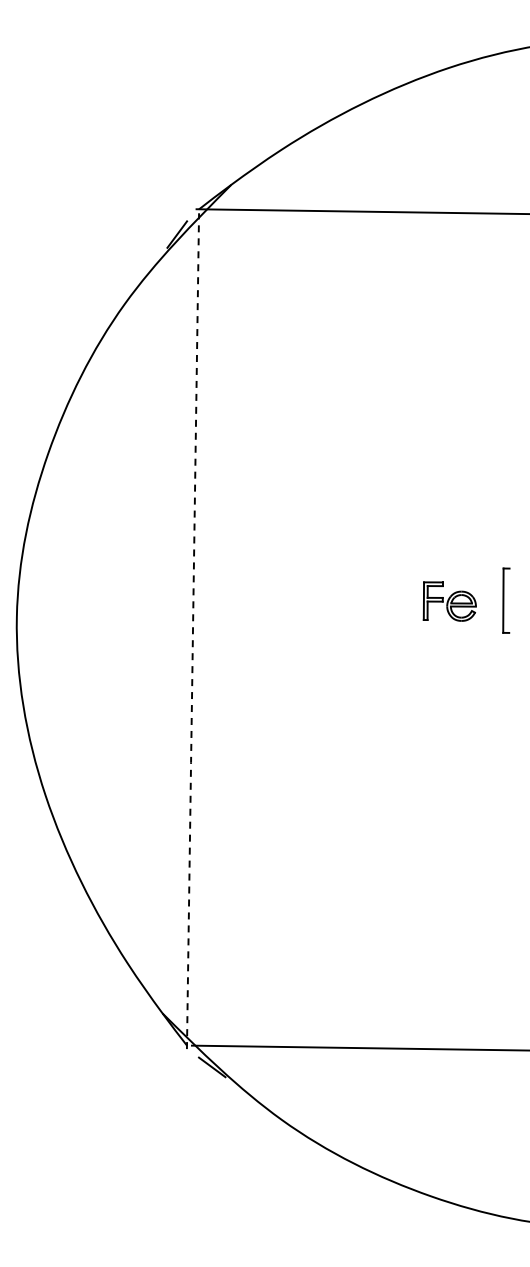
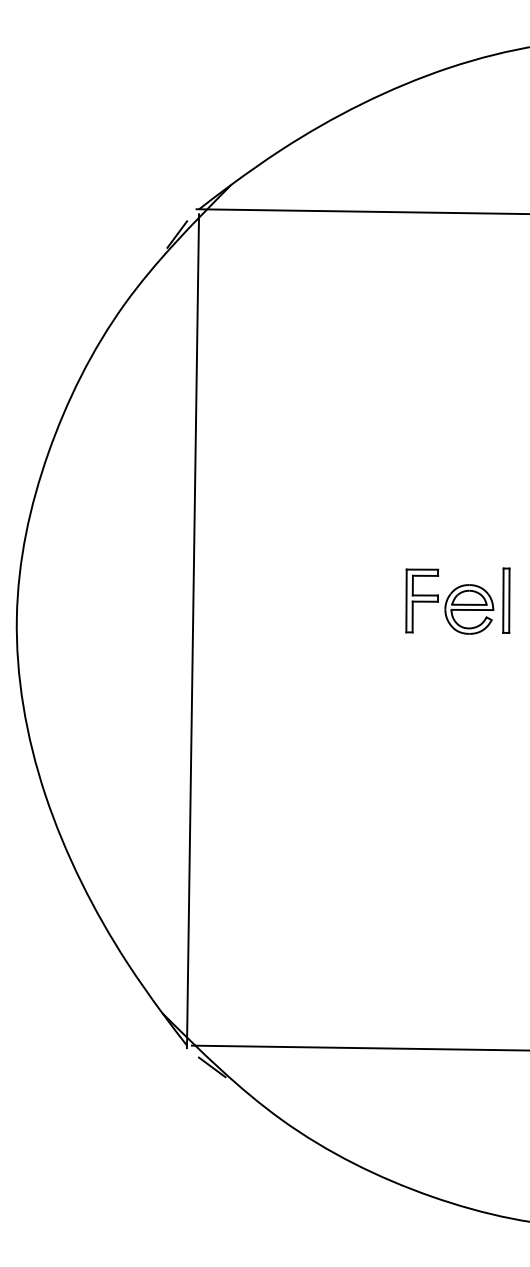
line: none -> present (509, 600)
part size: 55x41 px -> 90x67 px (449, 601)
line: dashed -> solid (192, 630)
